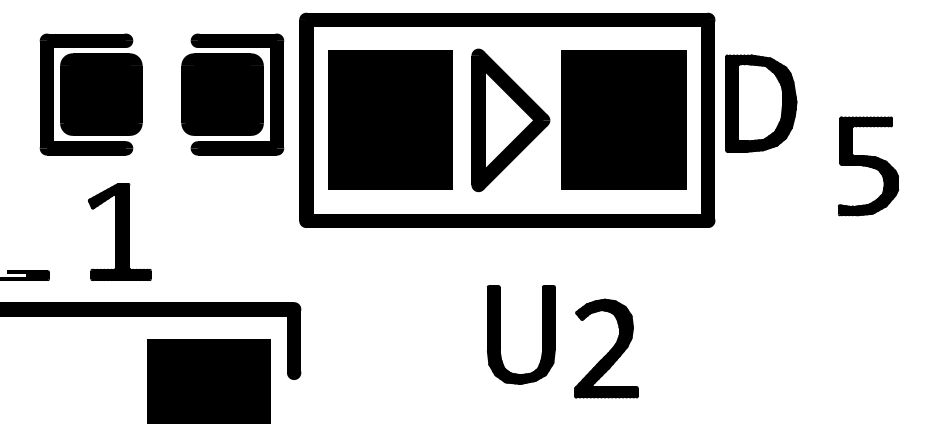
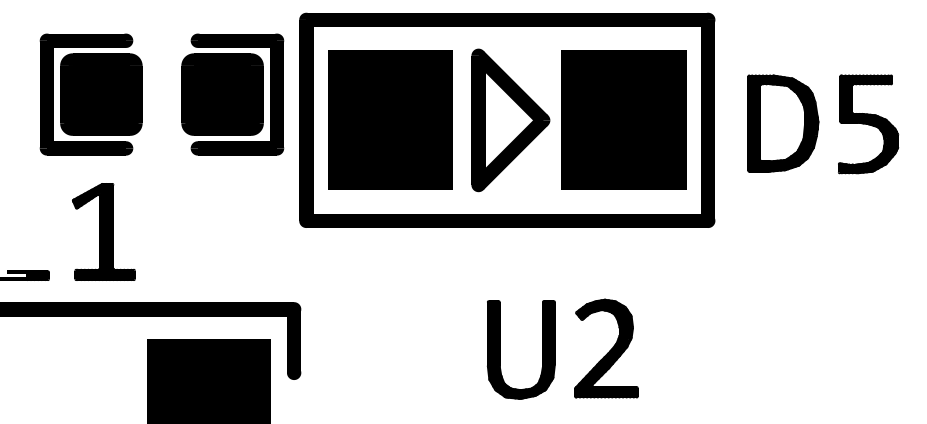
part position: (761, 103) -> (783, 123) (783, 123)
part position: (868, 166) -> (868, 124) (868, 124)
part position: (119, 231) -> (103, 231) (103, 231)
part position: (500, 334) -> (500, 349) (500, 349)
